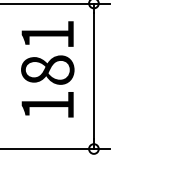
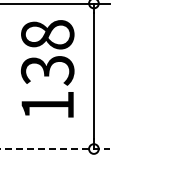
text: 181 -> 138 (47, 52)
line: solid -> dashed (55, 149)
